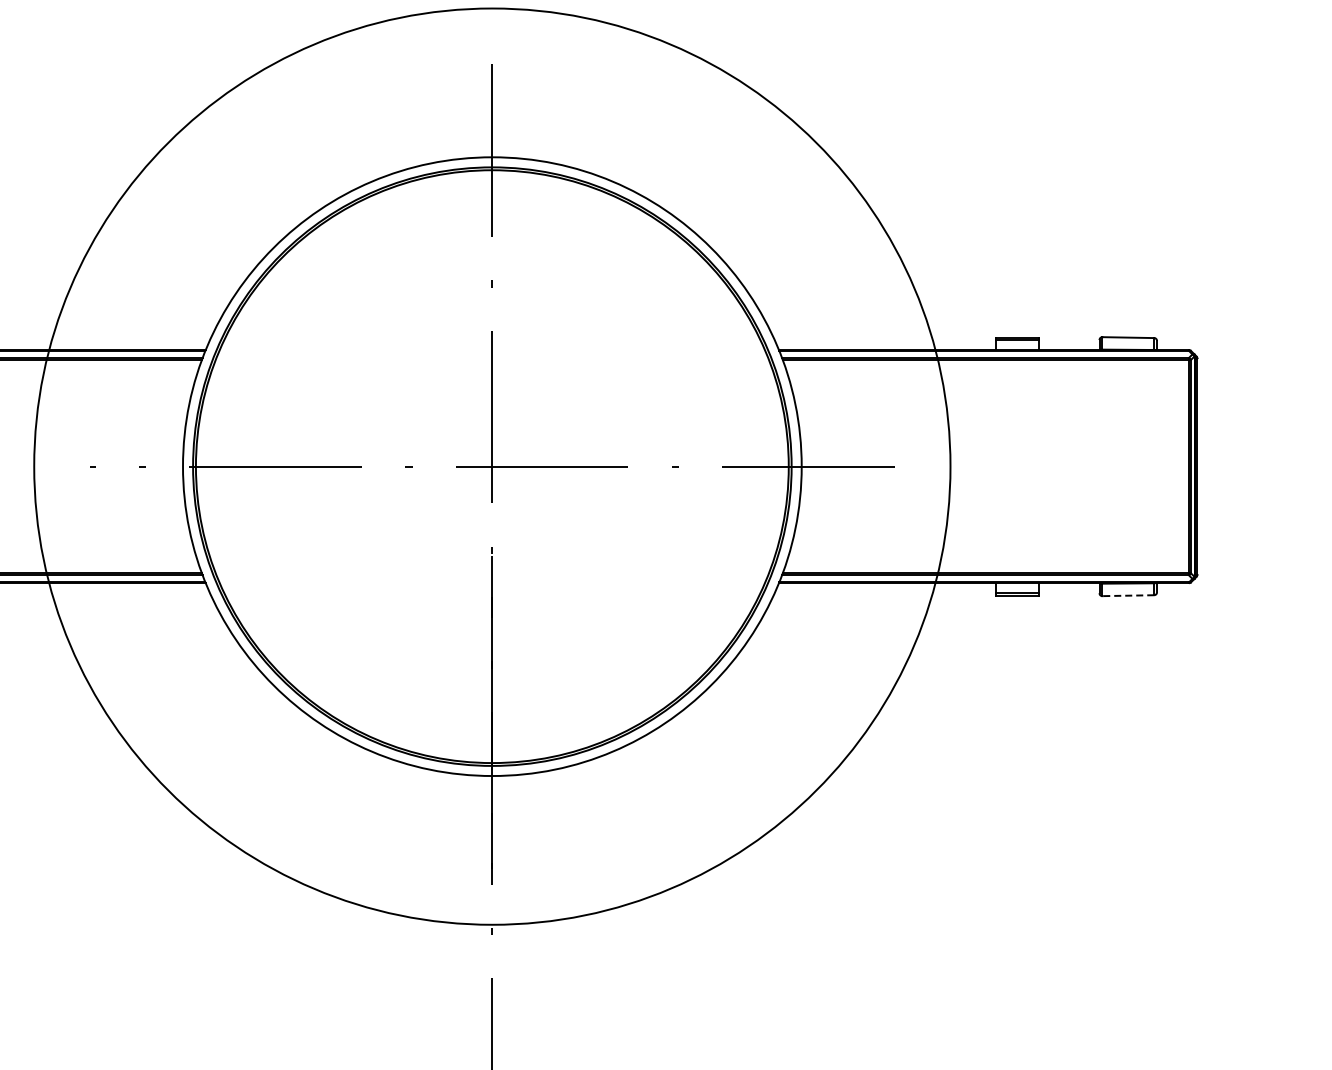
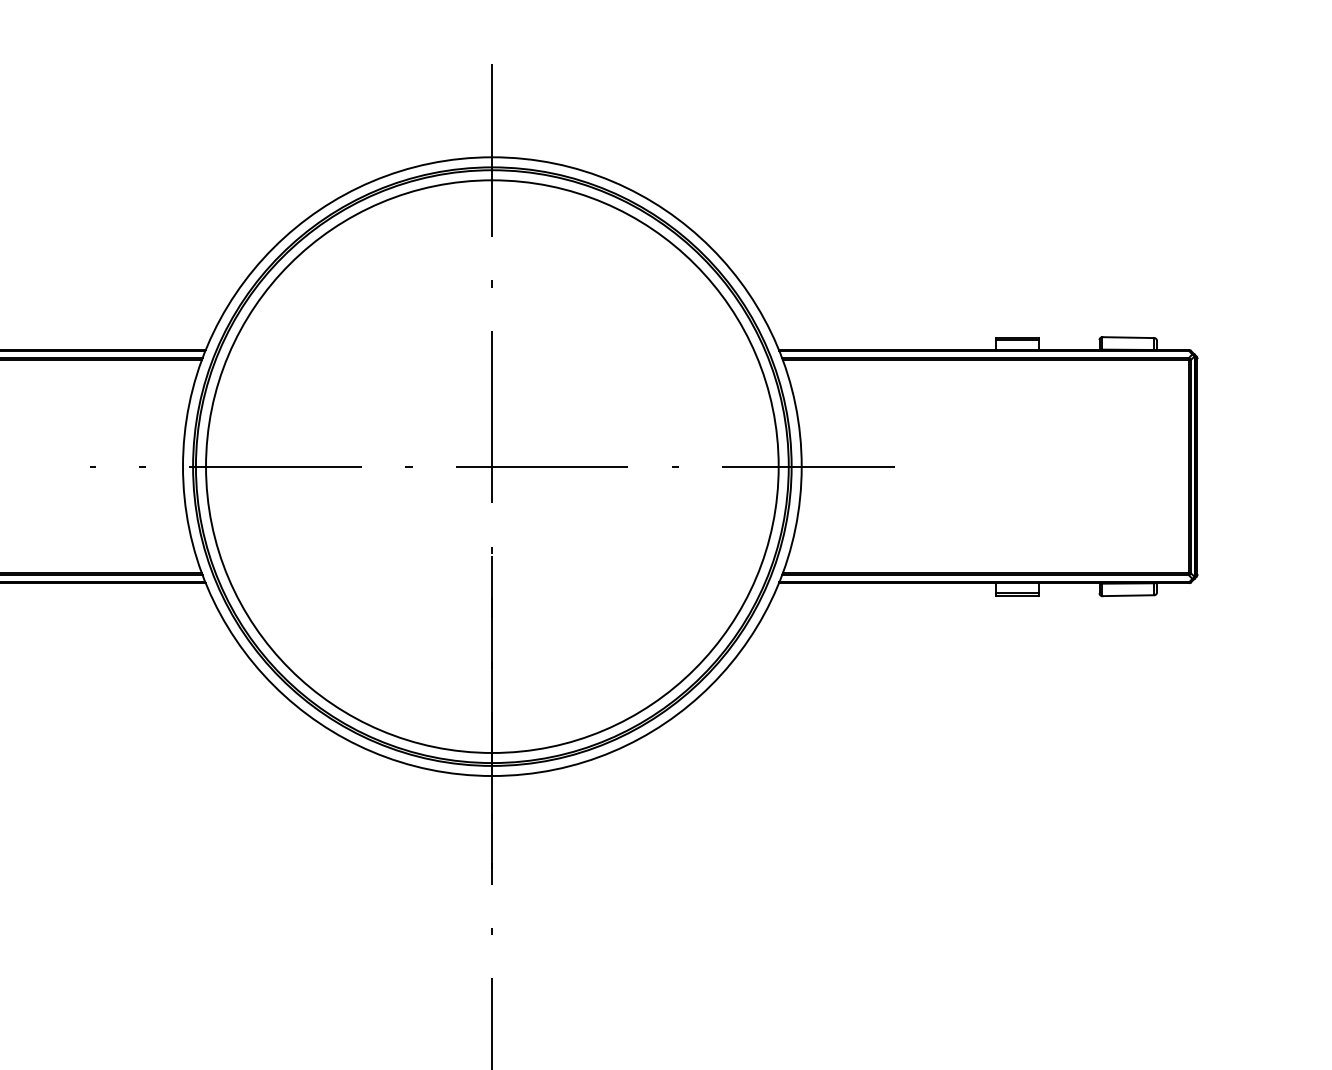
circle diameter: 916 px -> 573 px (492, 466)
line: dashed -> solid (1128, 595)
